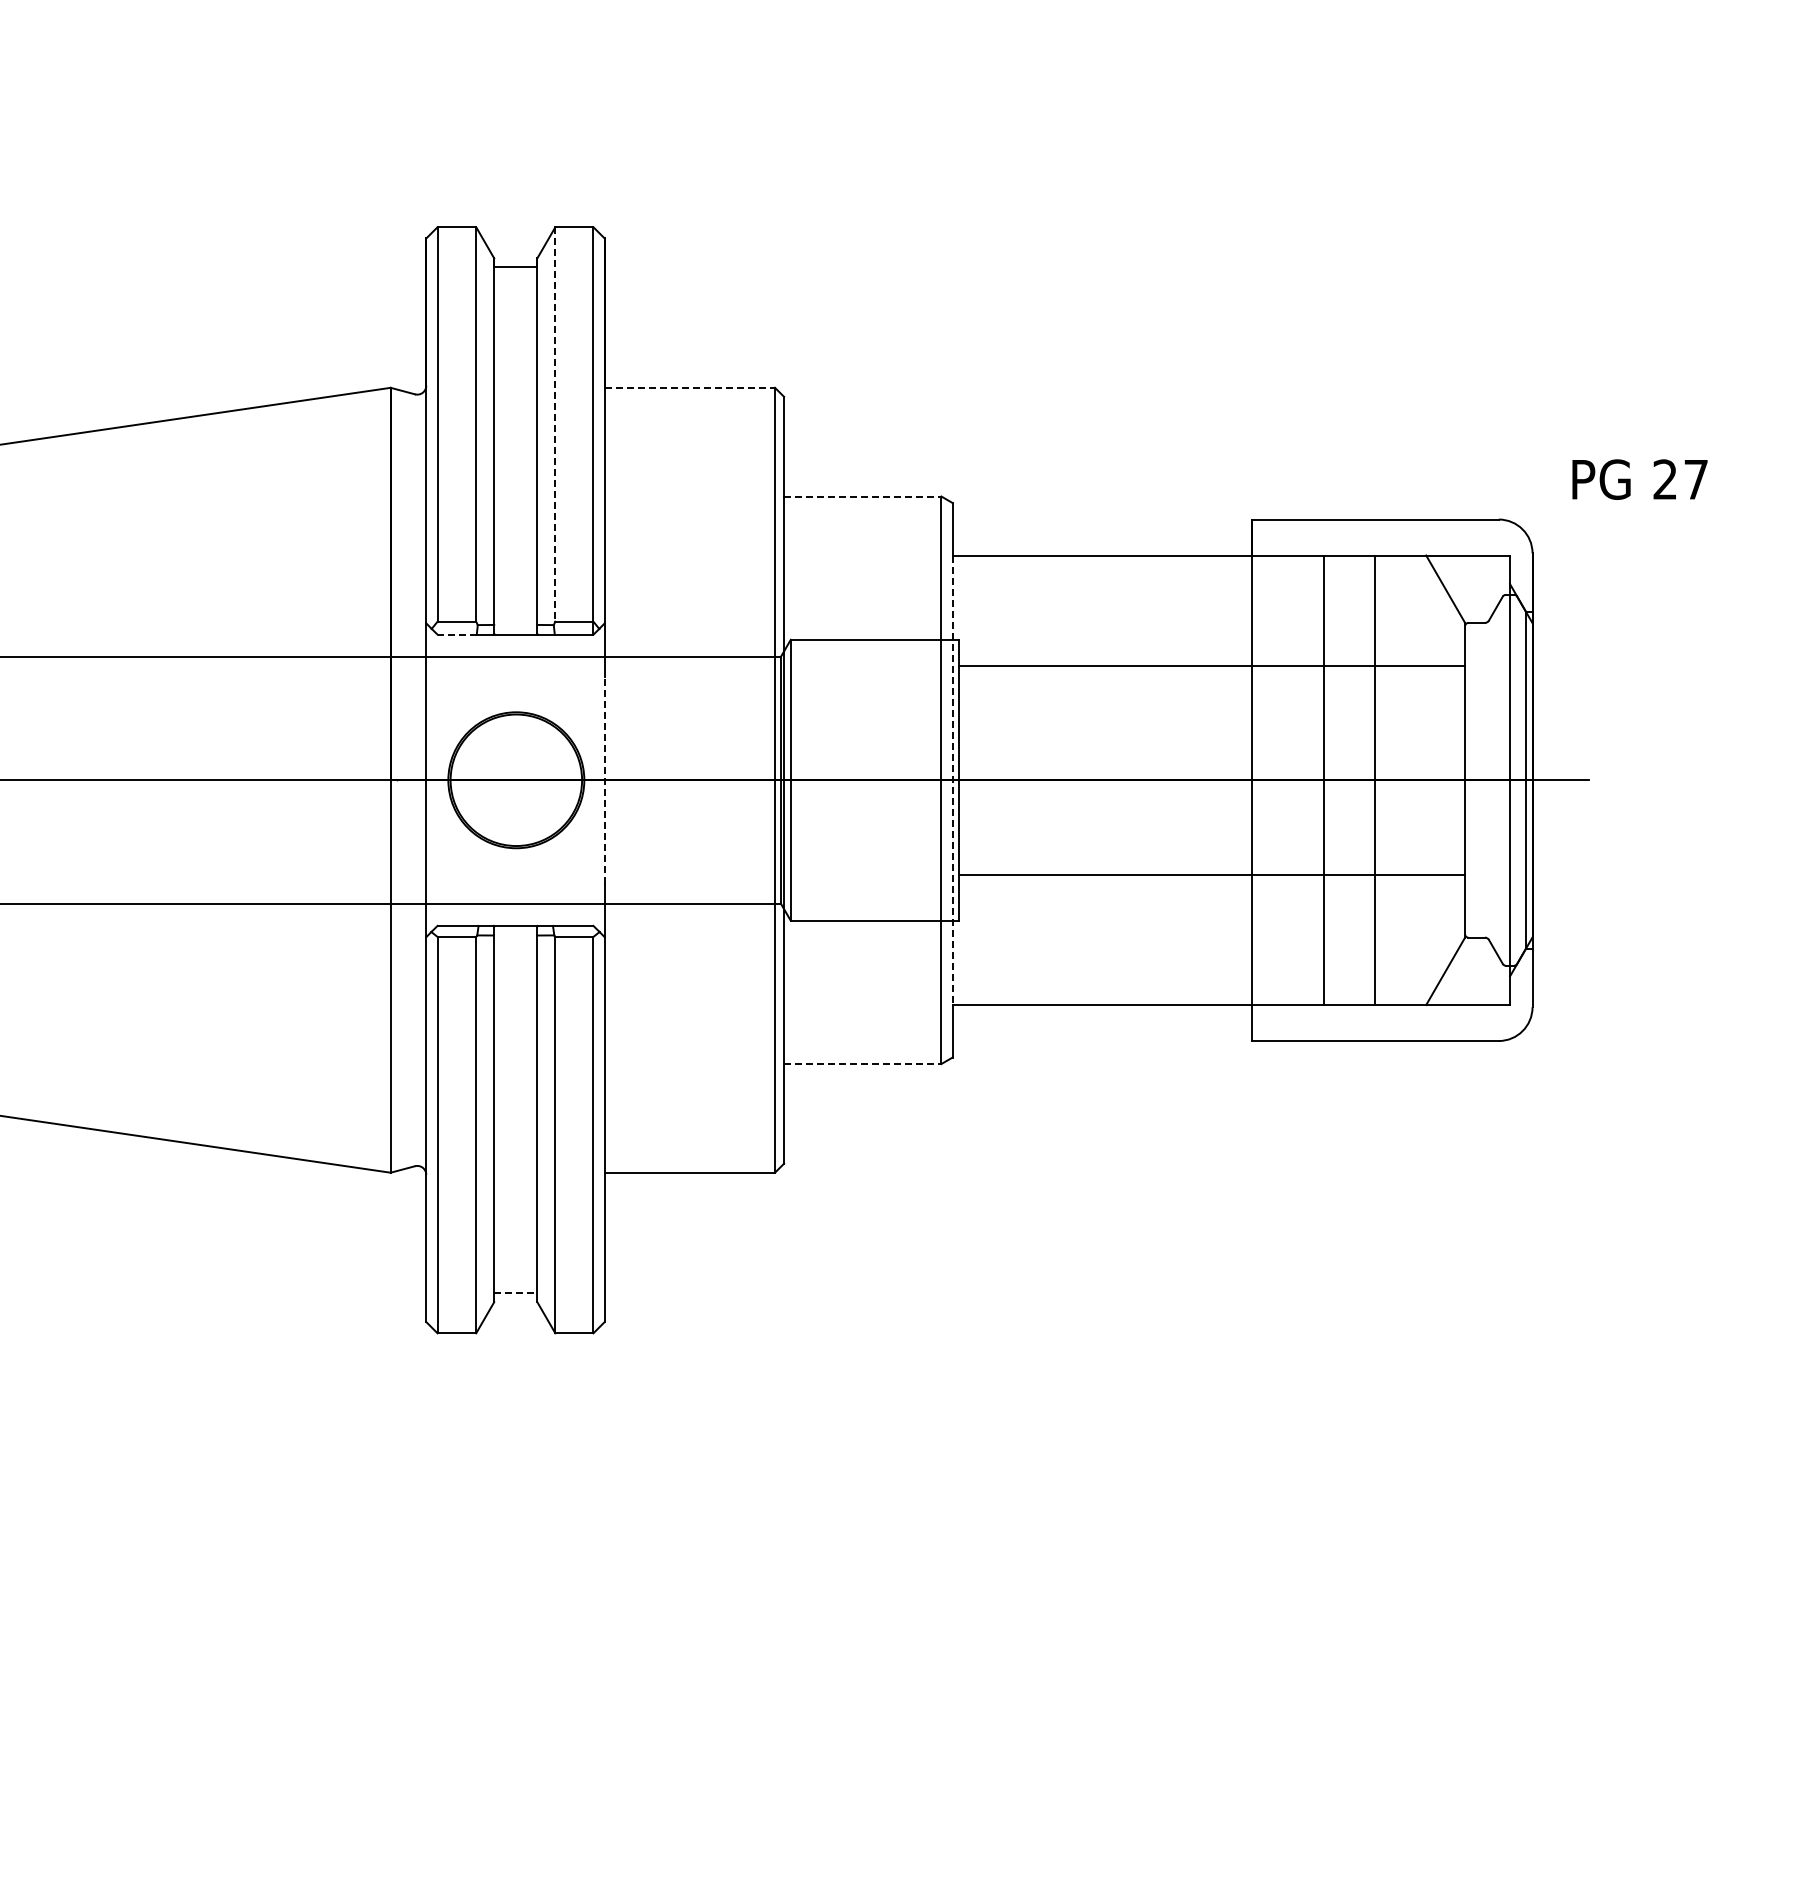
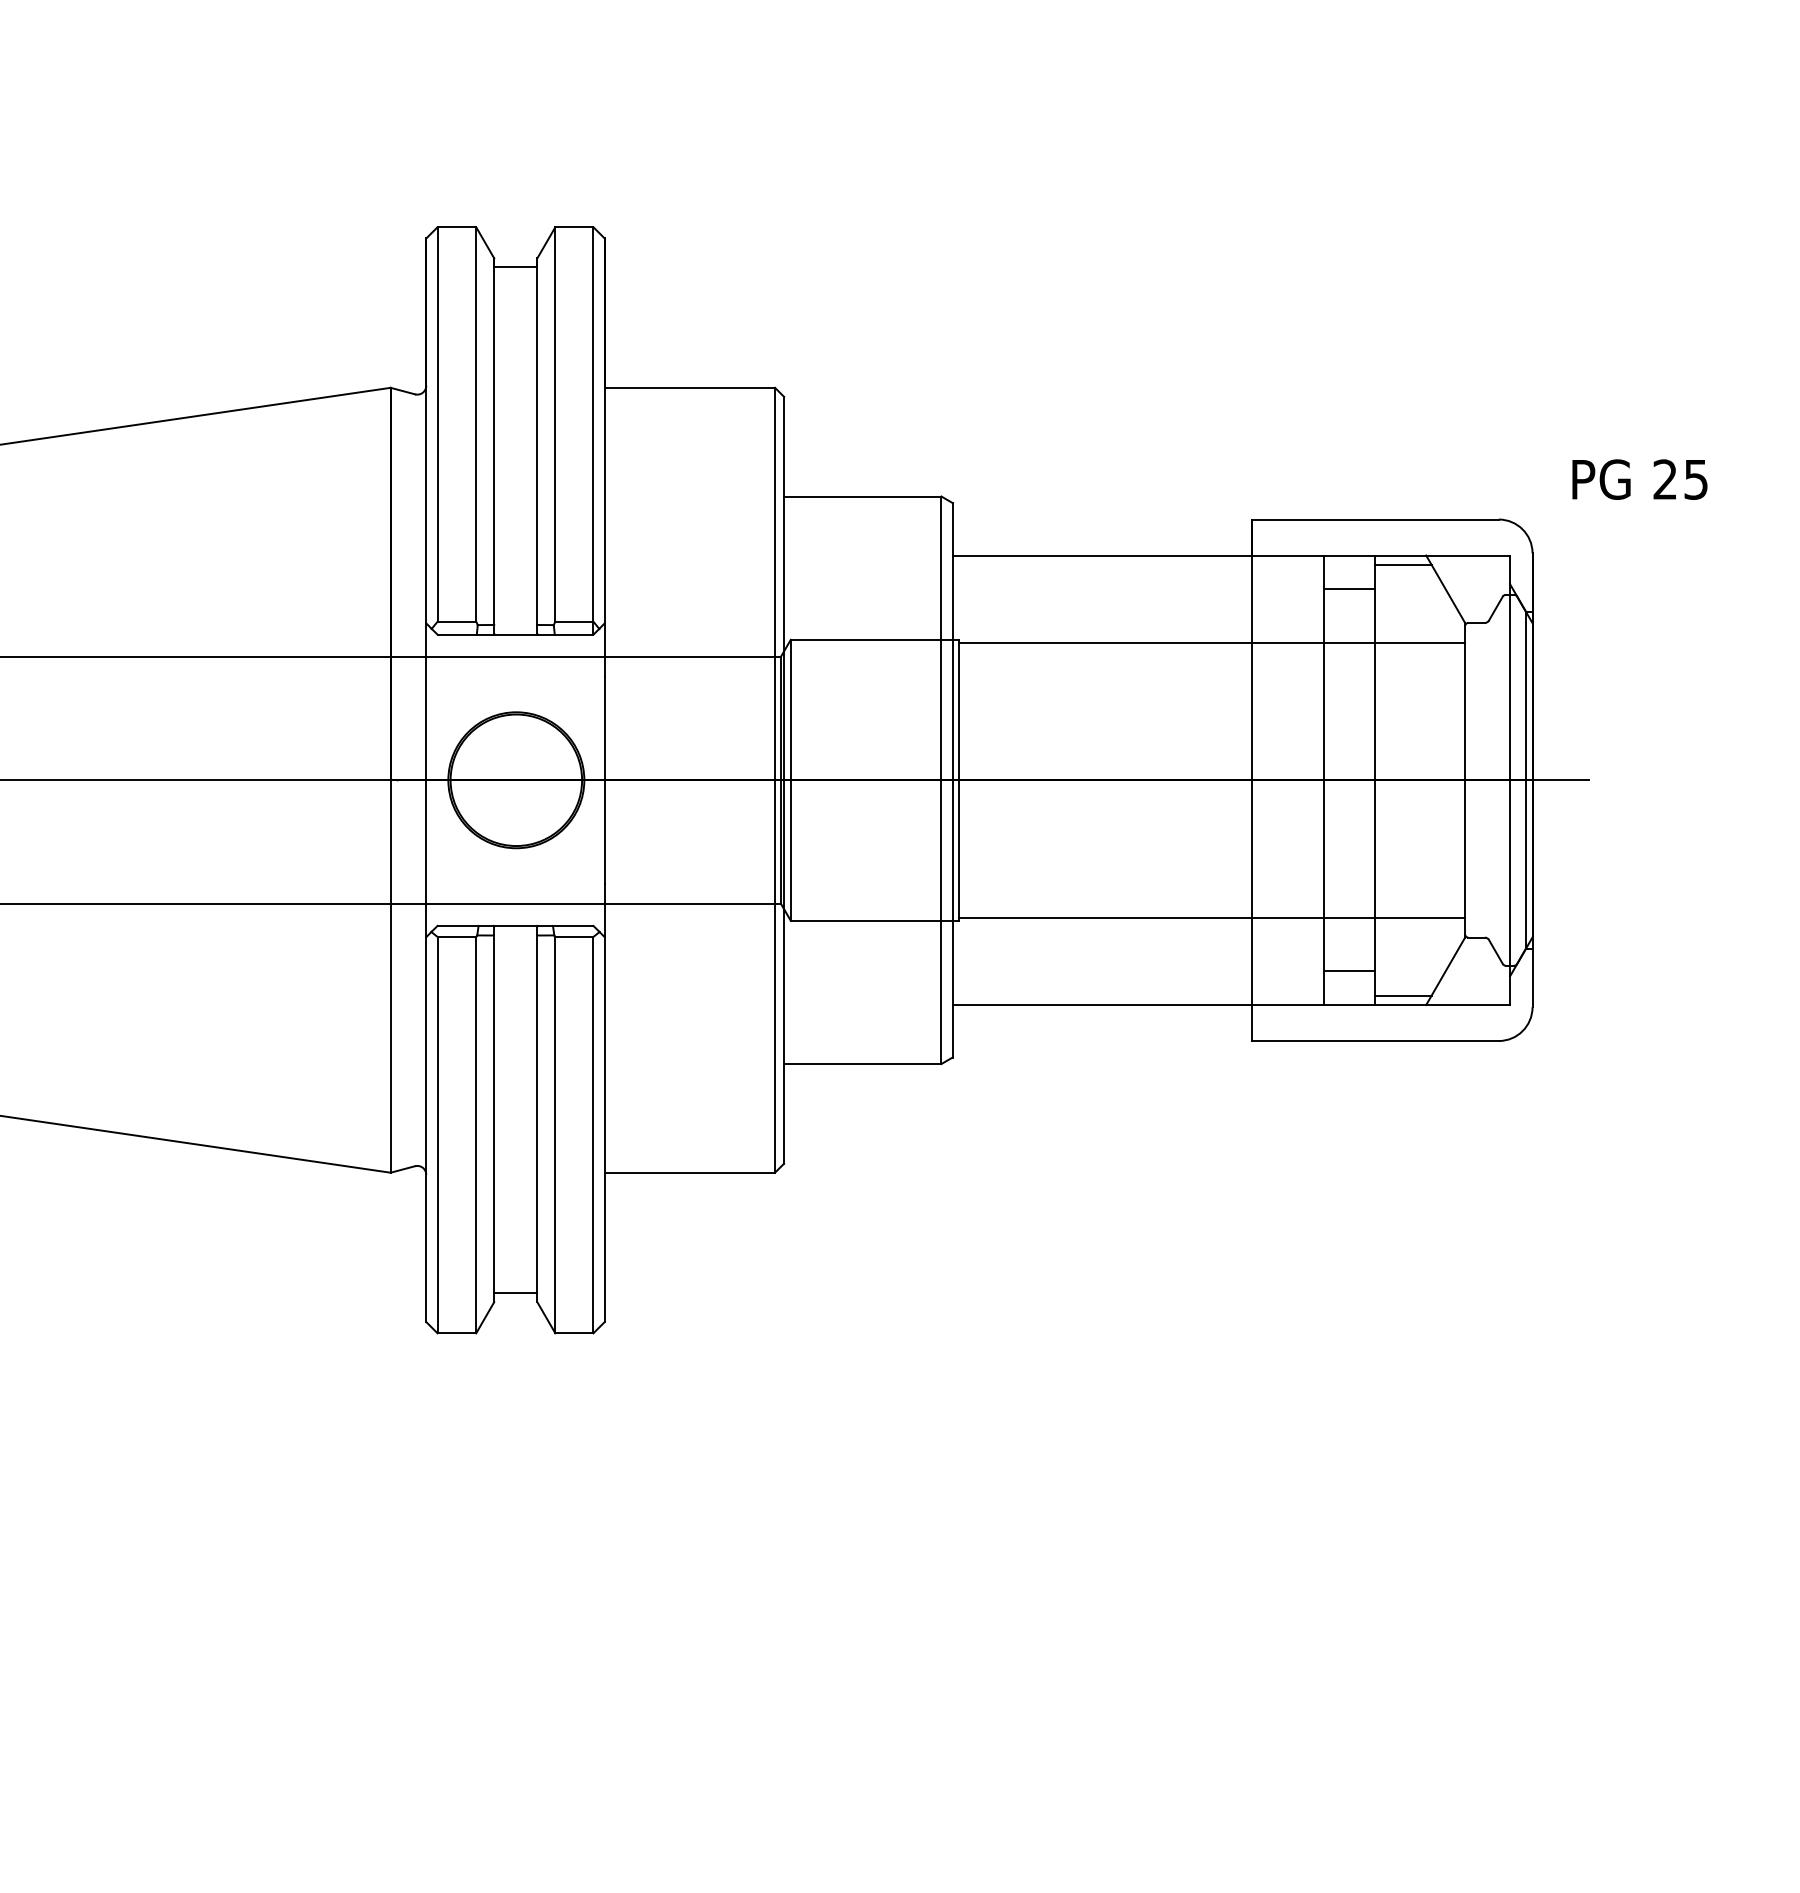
line: dashed -> solid (690, 387)
line: dashed -> solid (555, 424)
text: 27 -> 25 (1695, 479)
line: dashed -> solid (862, 496)
line: none -> present (1403, 564)
line: none -> present (1349, 589)
line: dashed -> solid (457, 634)
line position: (1212, 665) -> (1212, 642) (1212, 642)
line: dashed -> solid (604, 779)
line: dashed -> solid (952, 780)
line position: (1212, 874) -> (1212, 917) (1212, 917)
line: none -> present (1349, 971)
line: none -> present (1403, 995)
line: dashed -> solid (862, 1064)
line: dashed -> solid (515, 1293)
